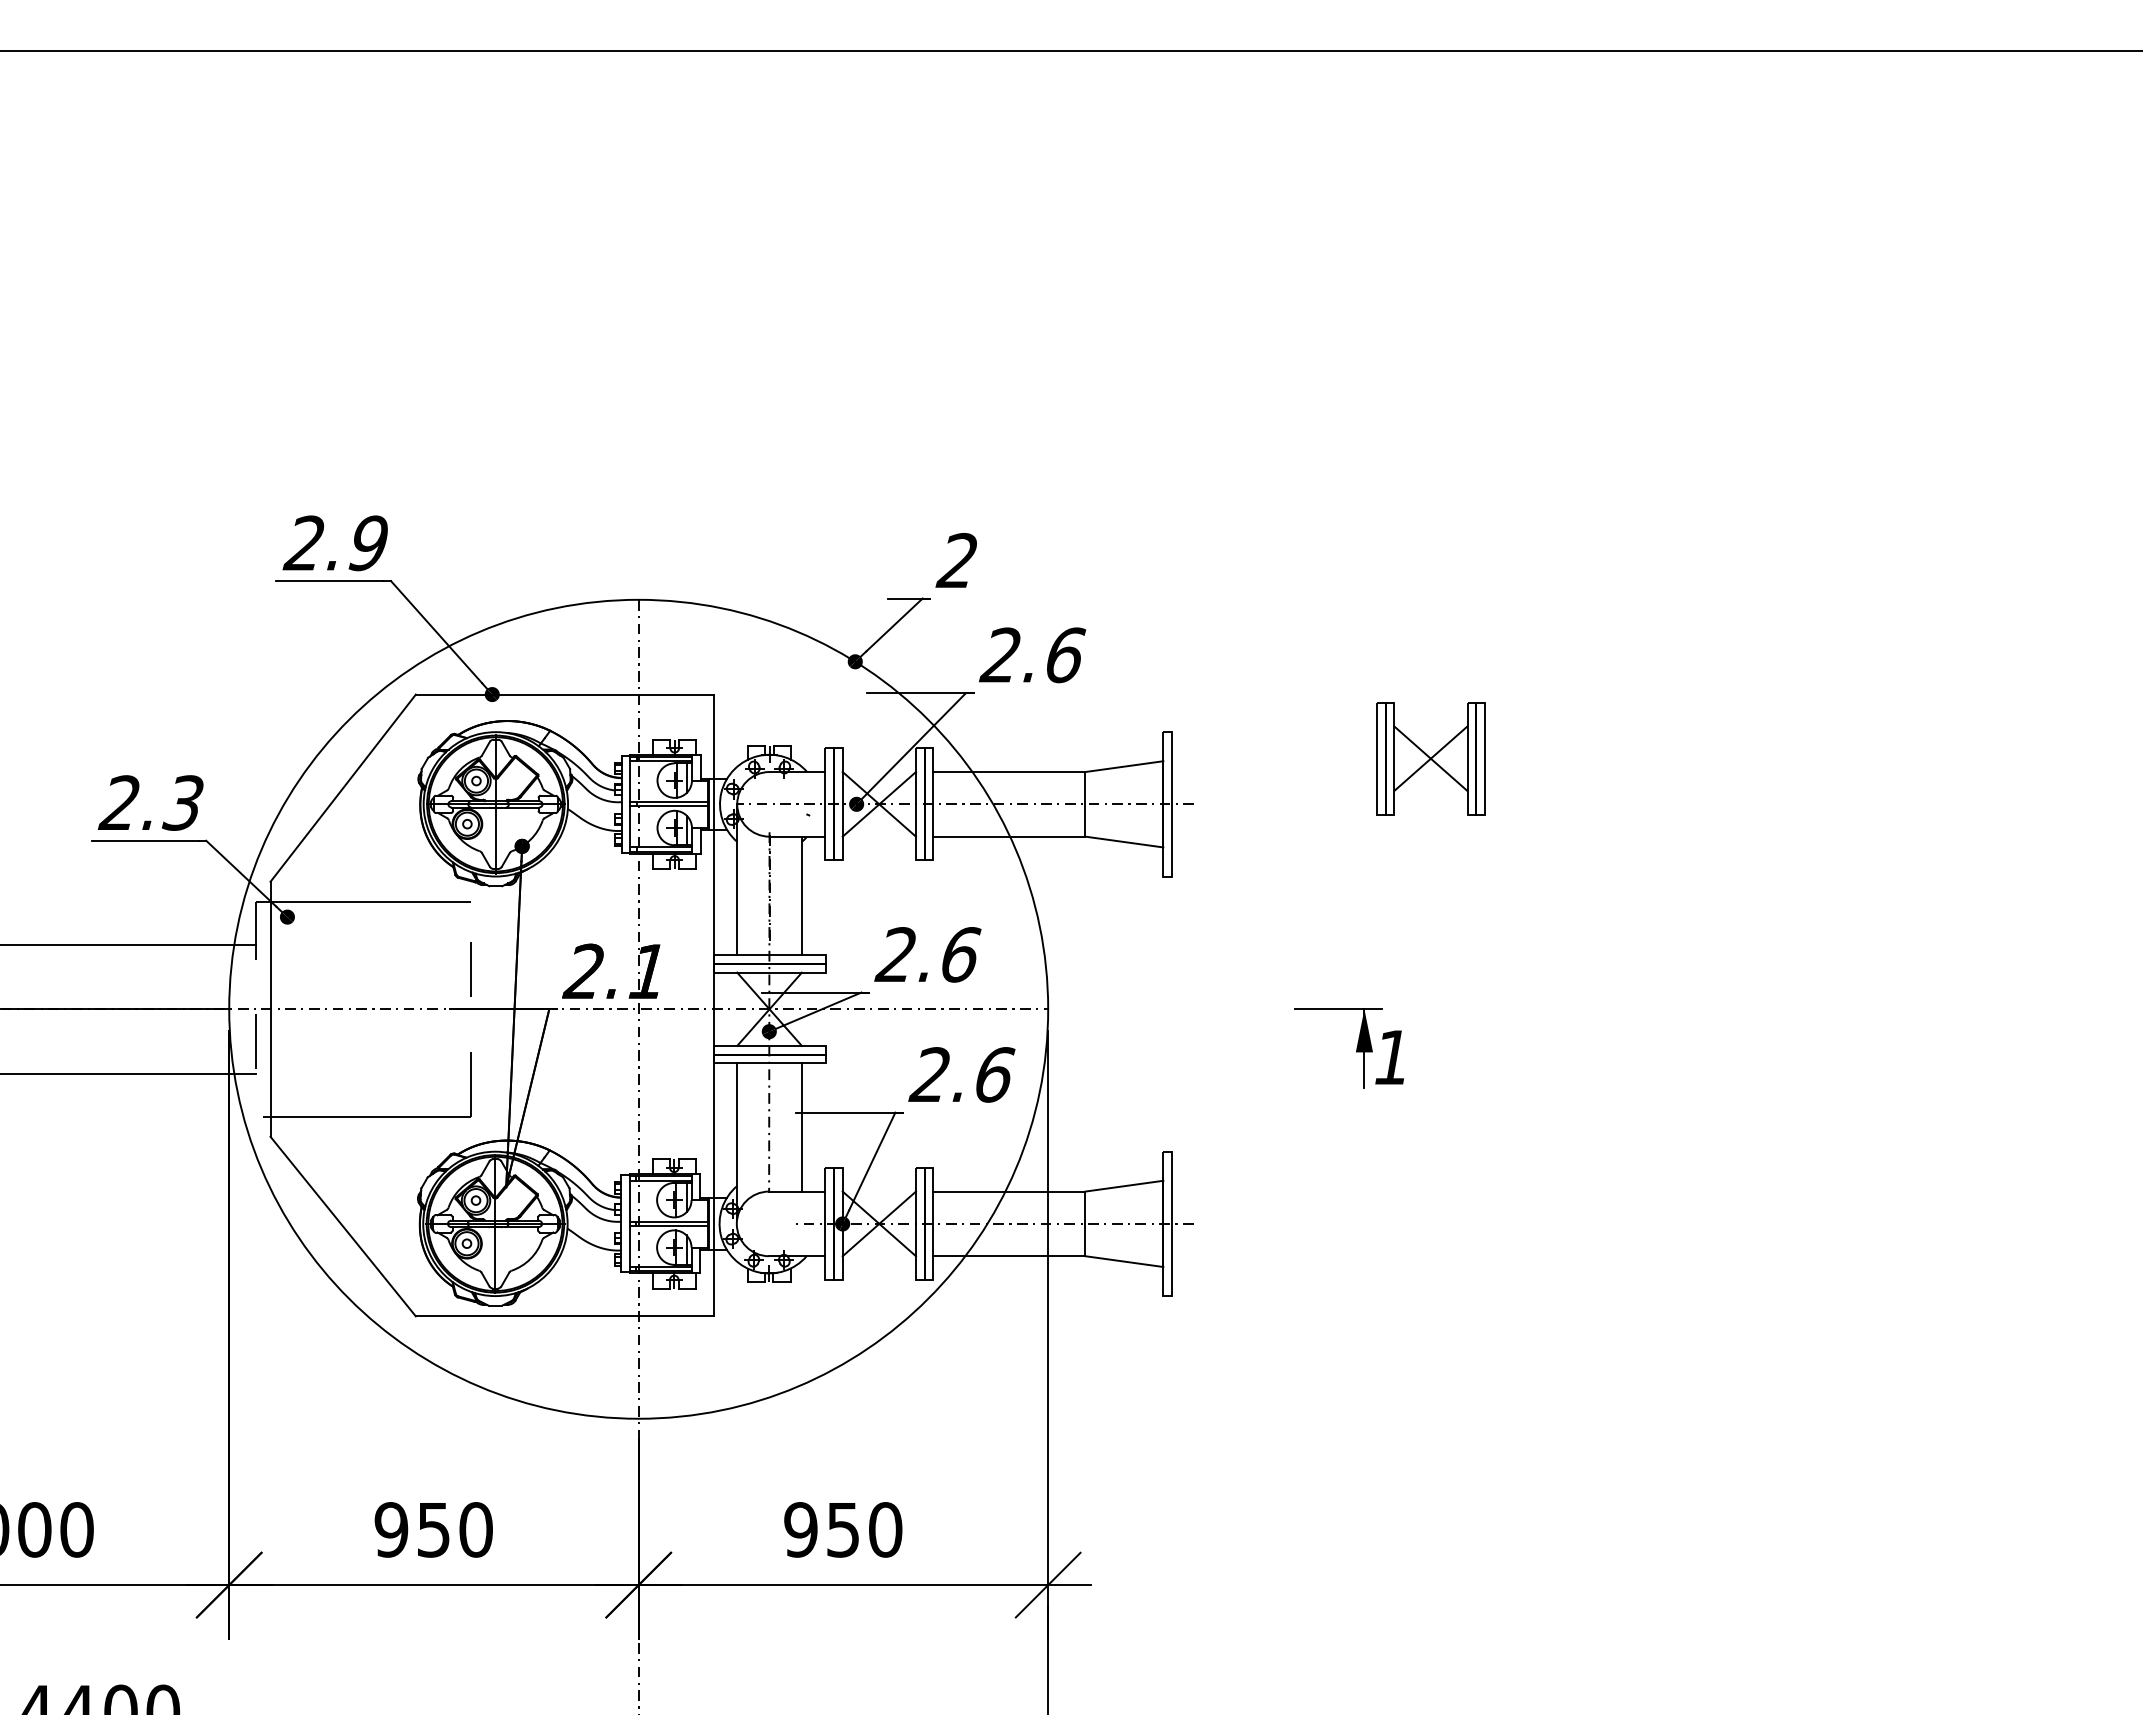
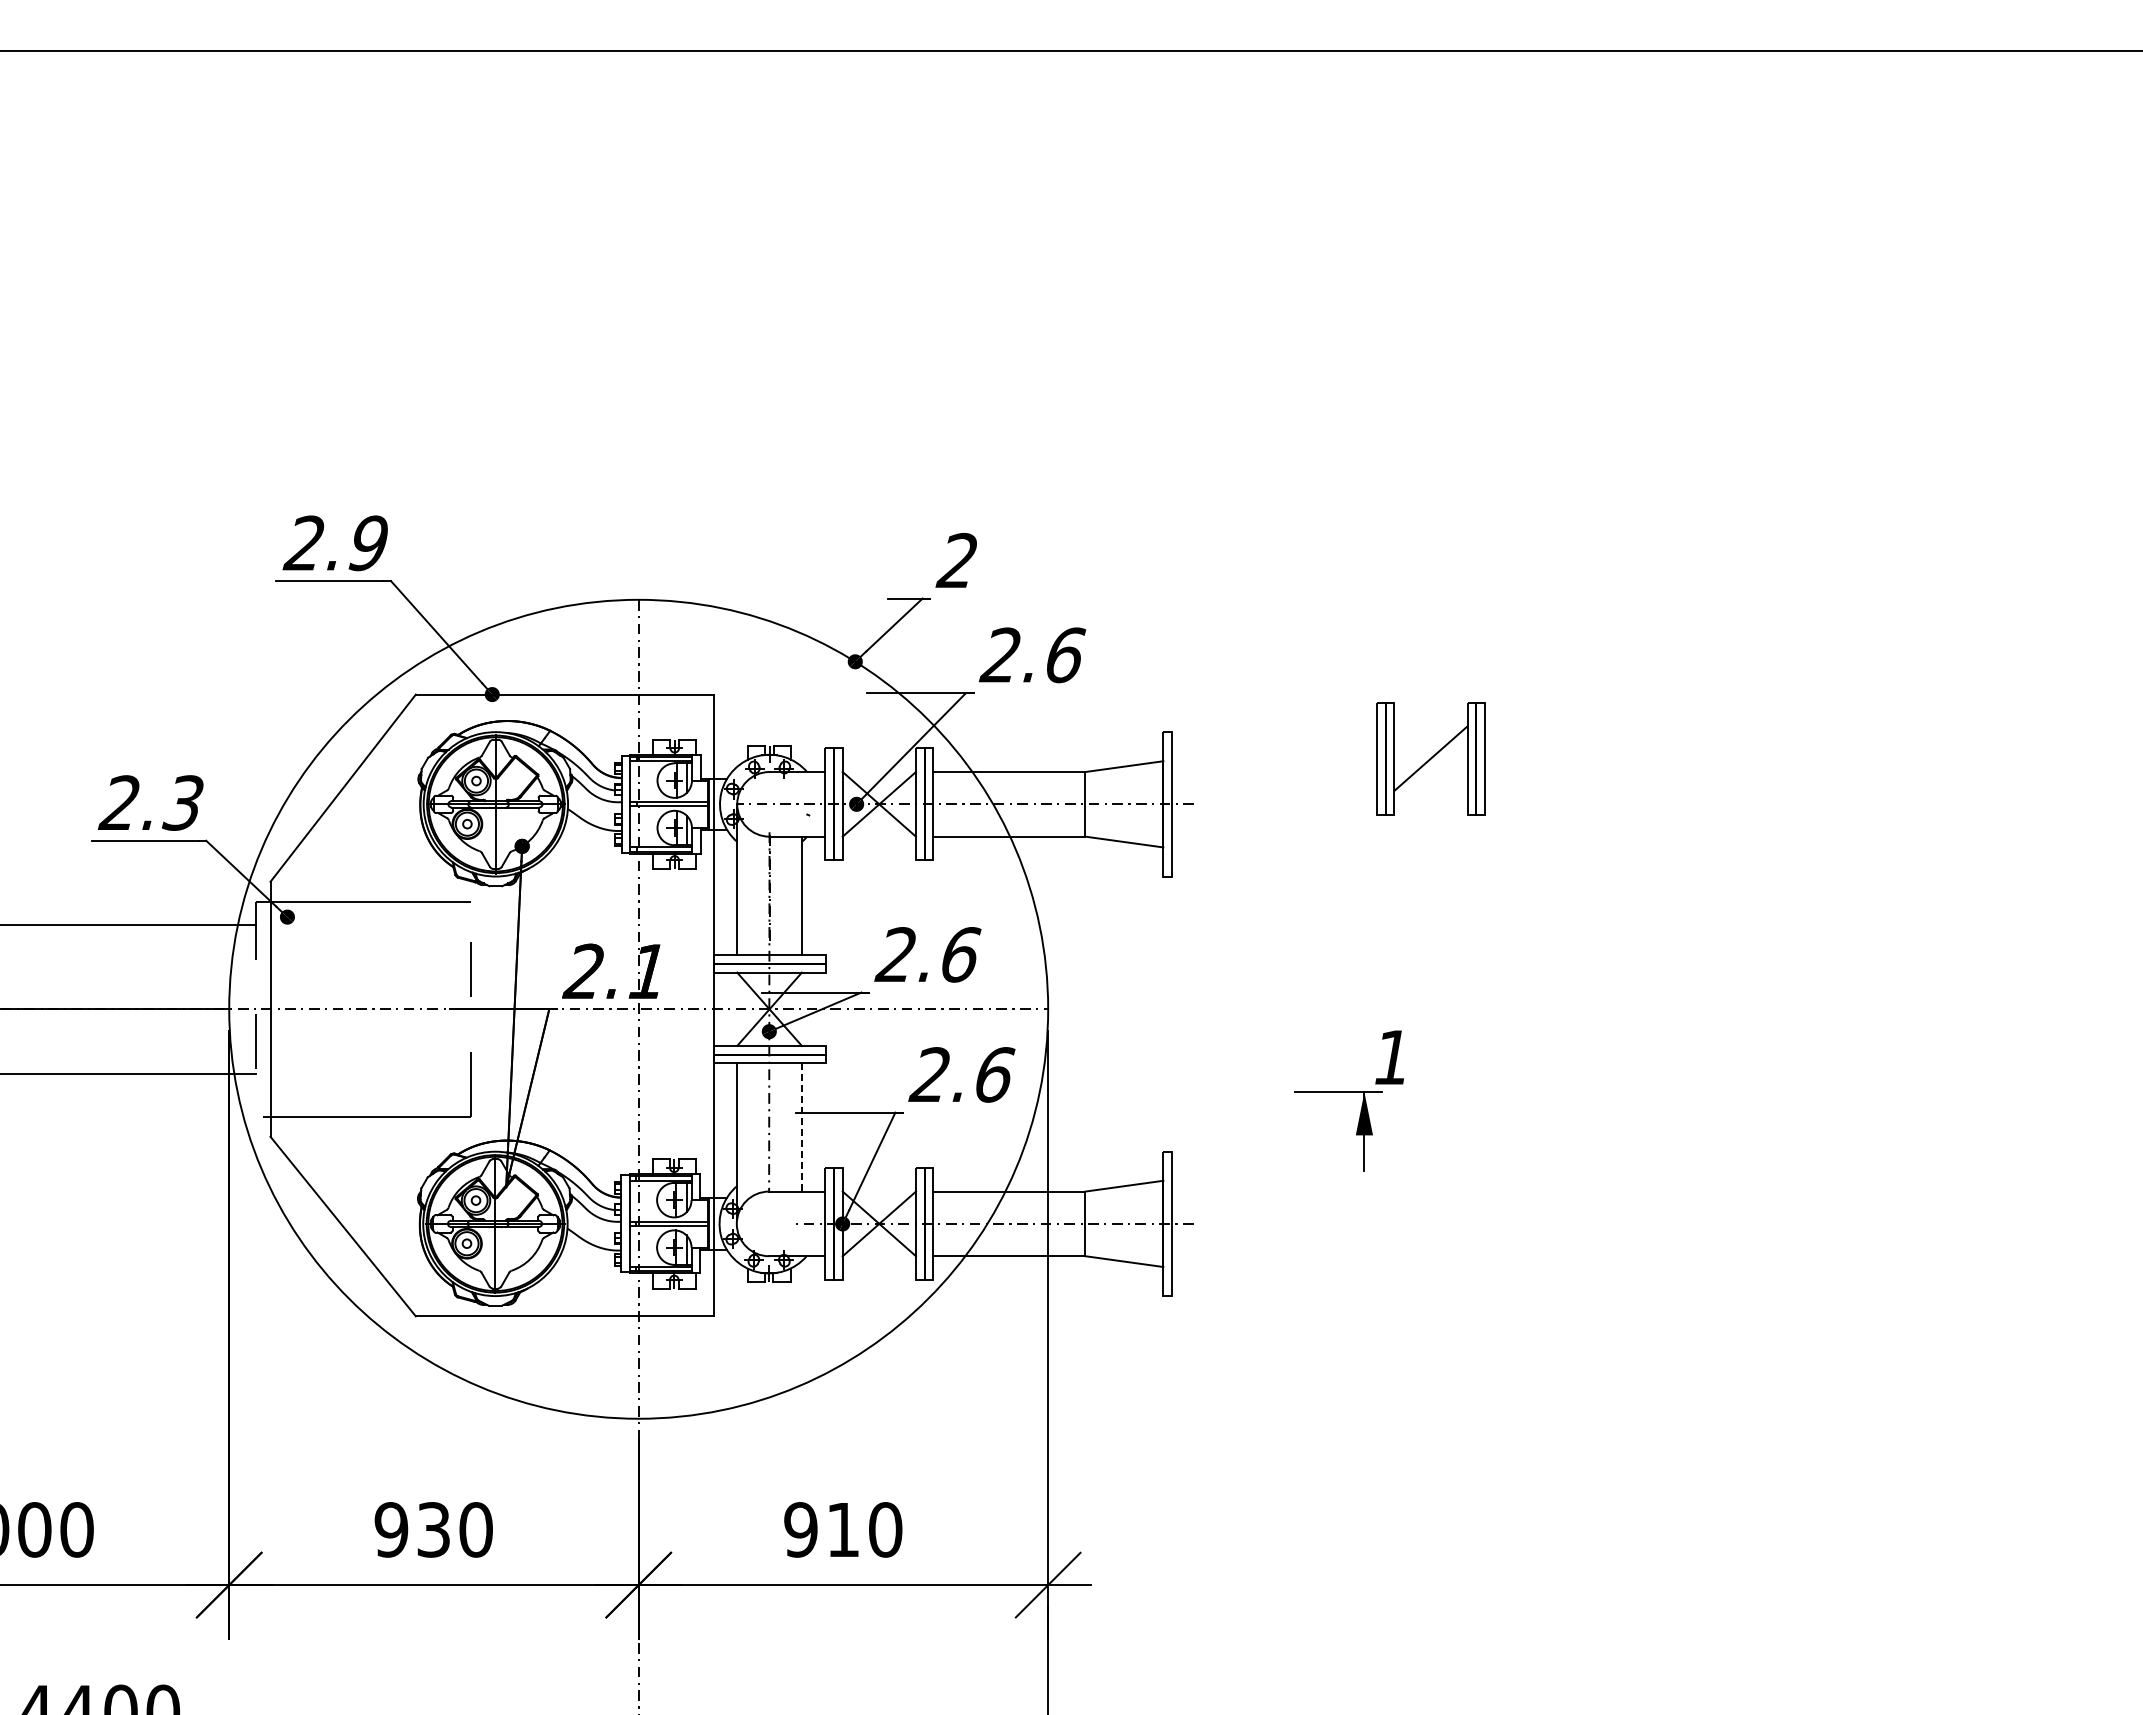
line: present -> none (1430, 758)
line position: (128, 944) -> (128, 924) (128, 924)
part position: (1356, 1048) -> (1356, 1131) (1356, 1131)
line: solid -> dashed (801, 1127)
text: 950 -> 930 (433, 1529)
text: 950 -> 910 (842, 1530)
